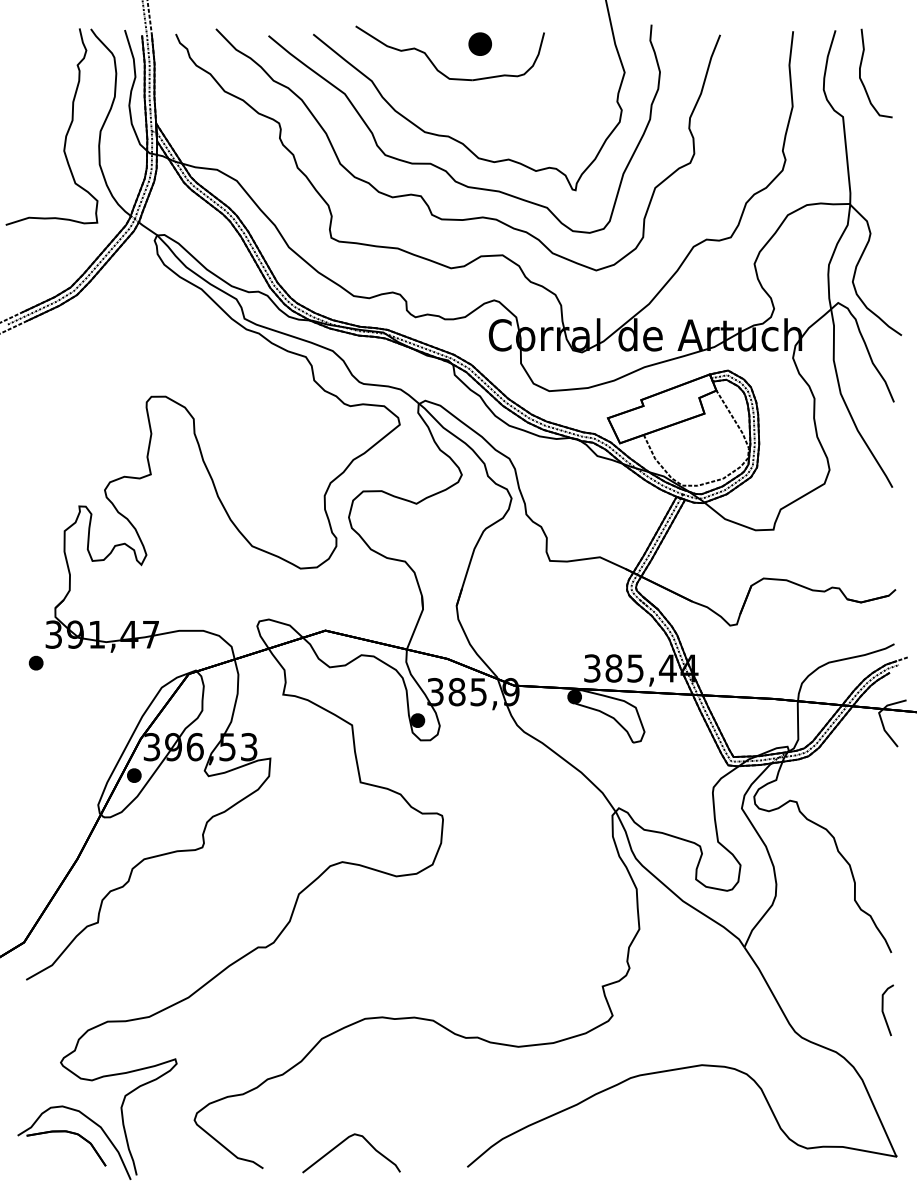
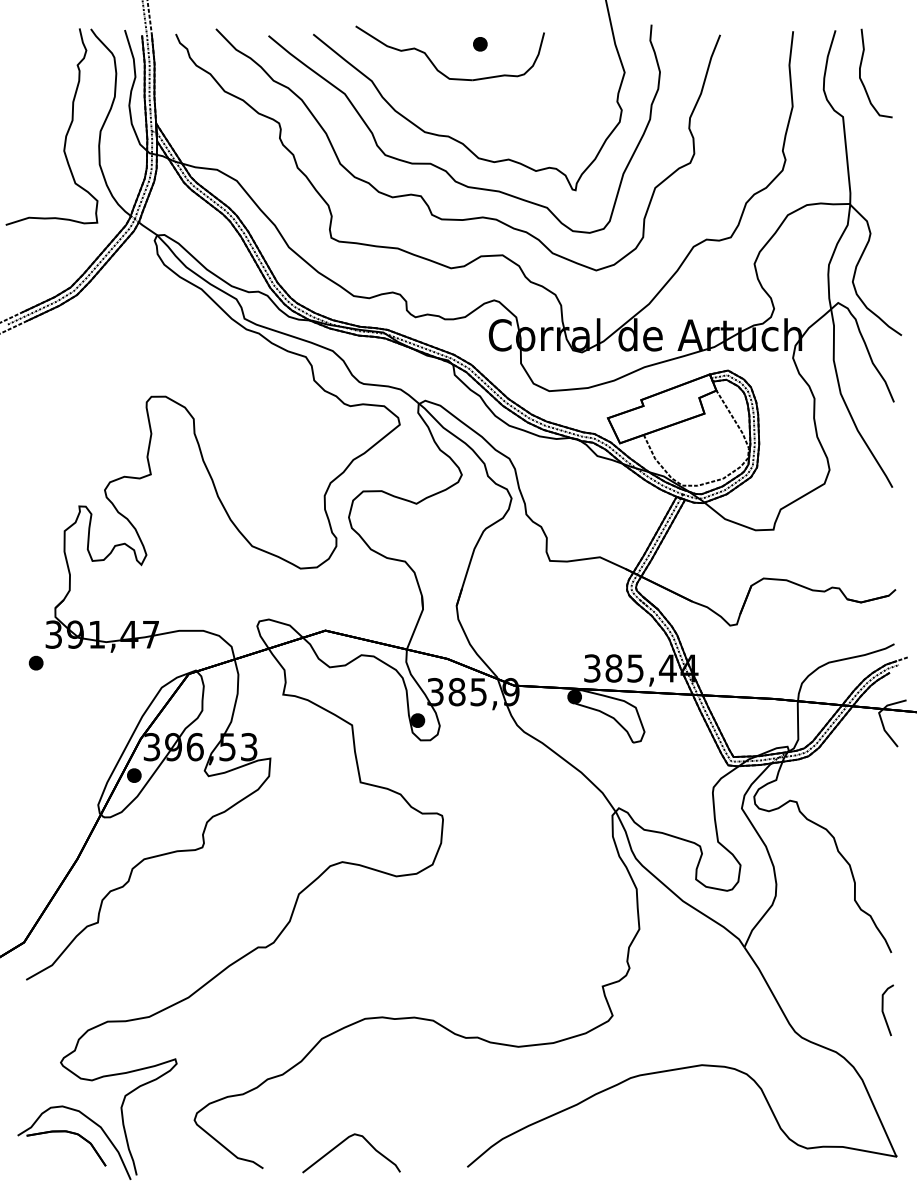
part size: 24x24 px -> 15x15 px (480, 44)
